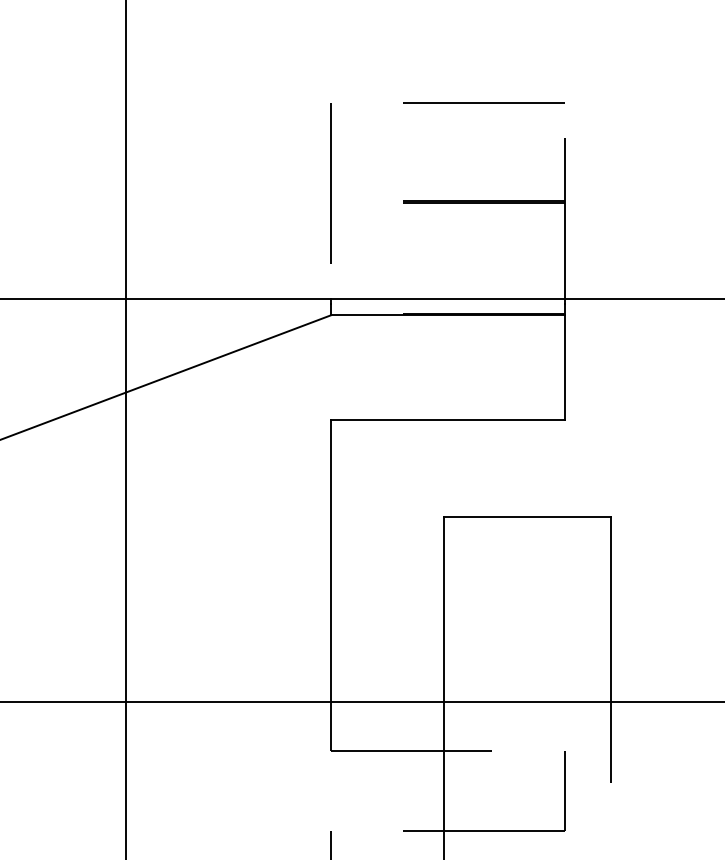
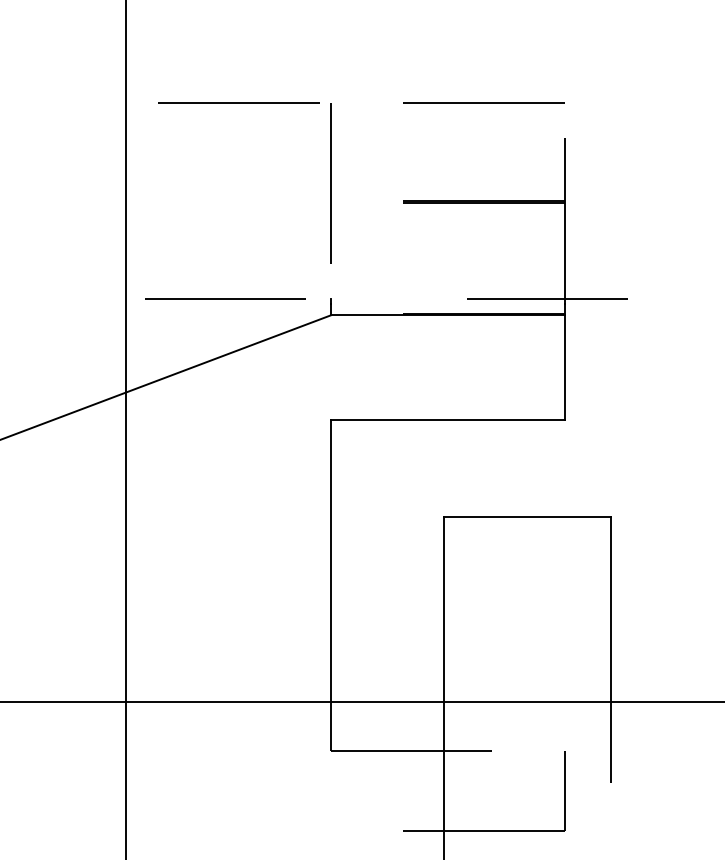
line: none -> present (238, 102)
line: solid -> dashed (362, 299)
line: present -> none (330, 843)
